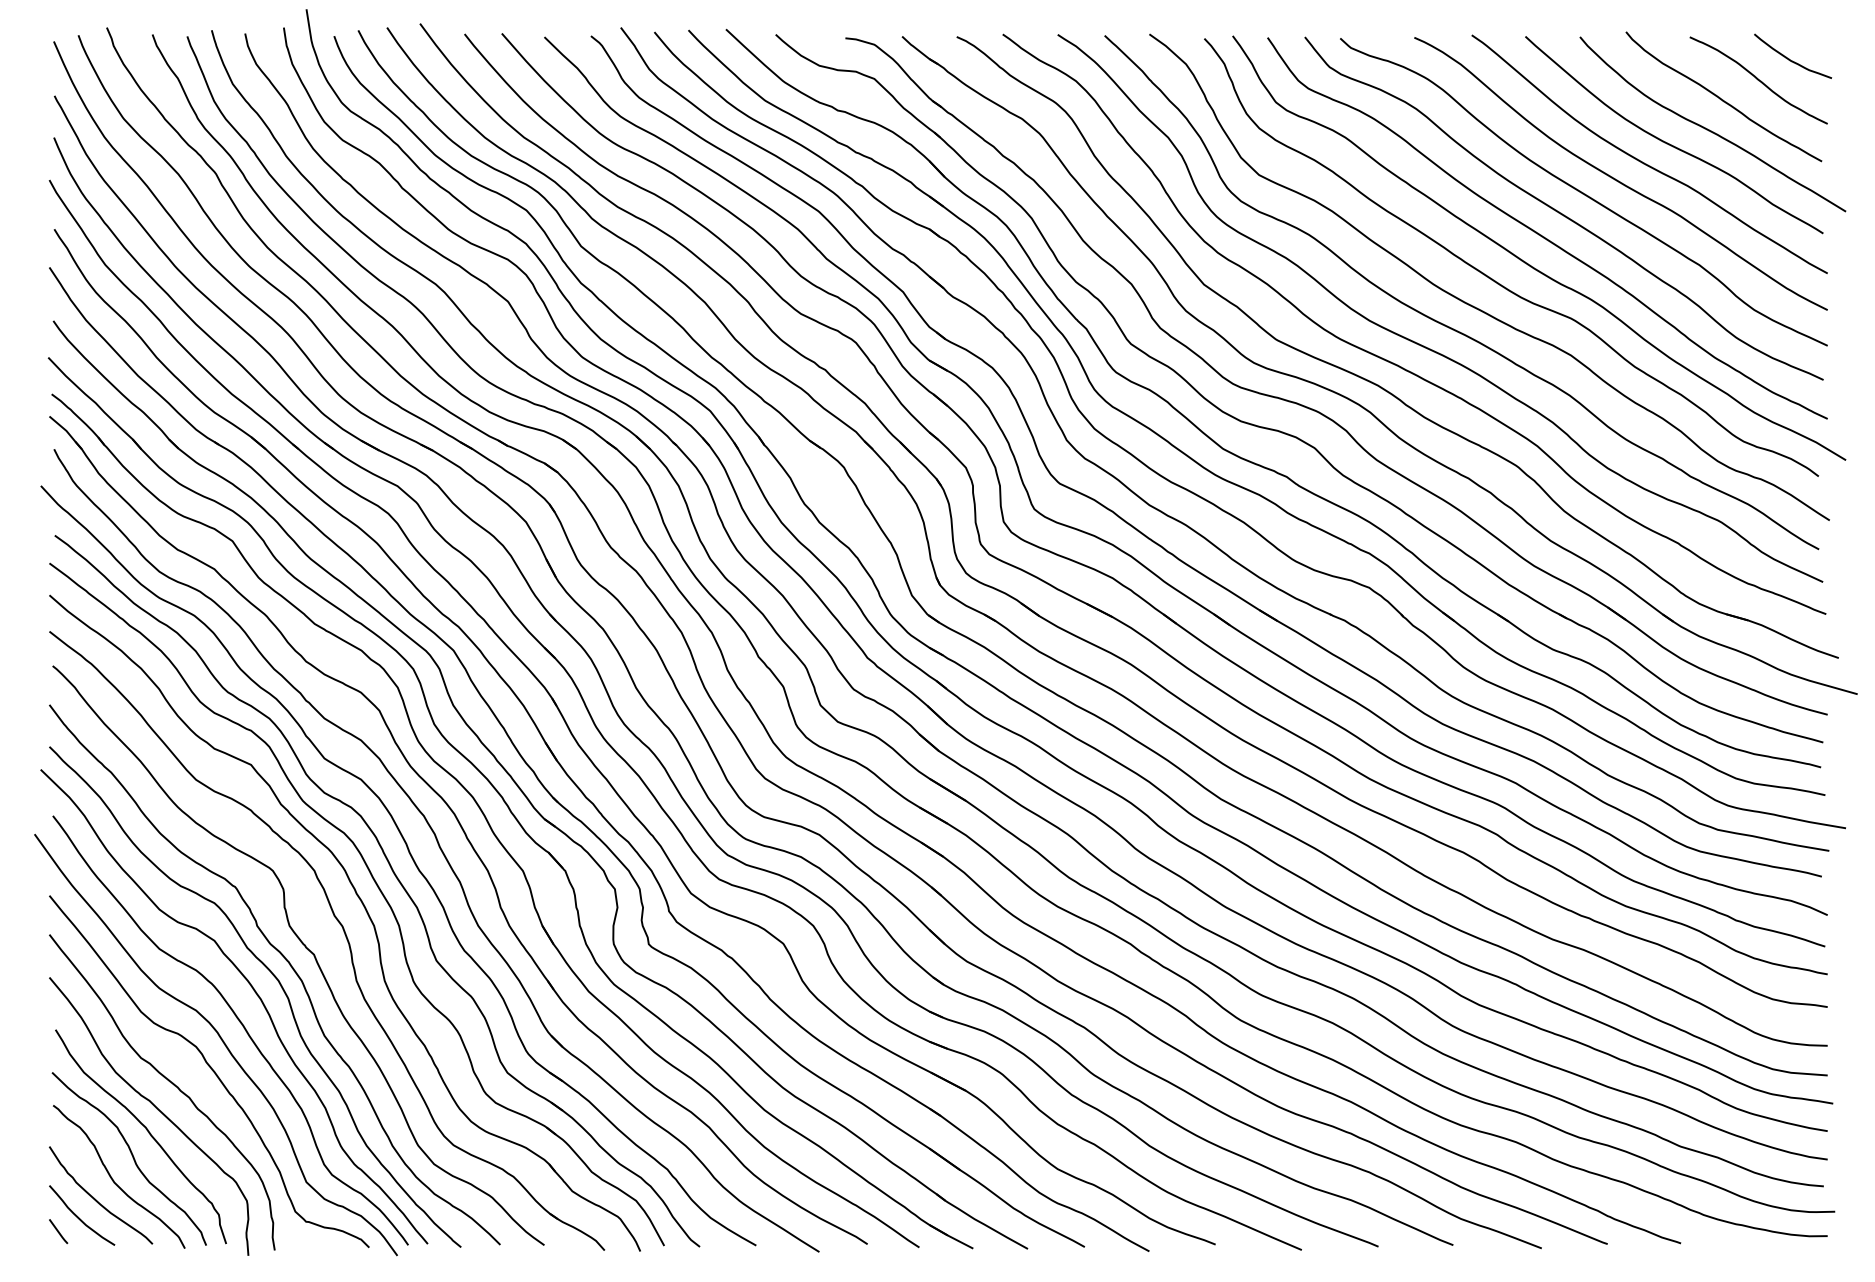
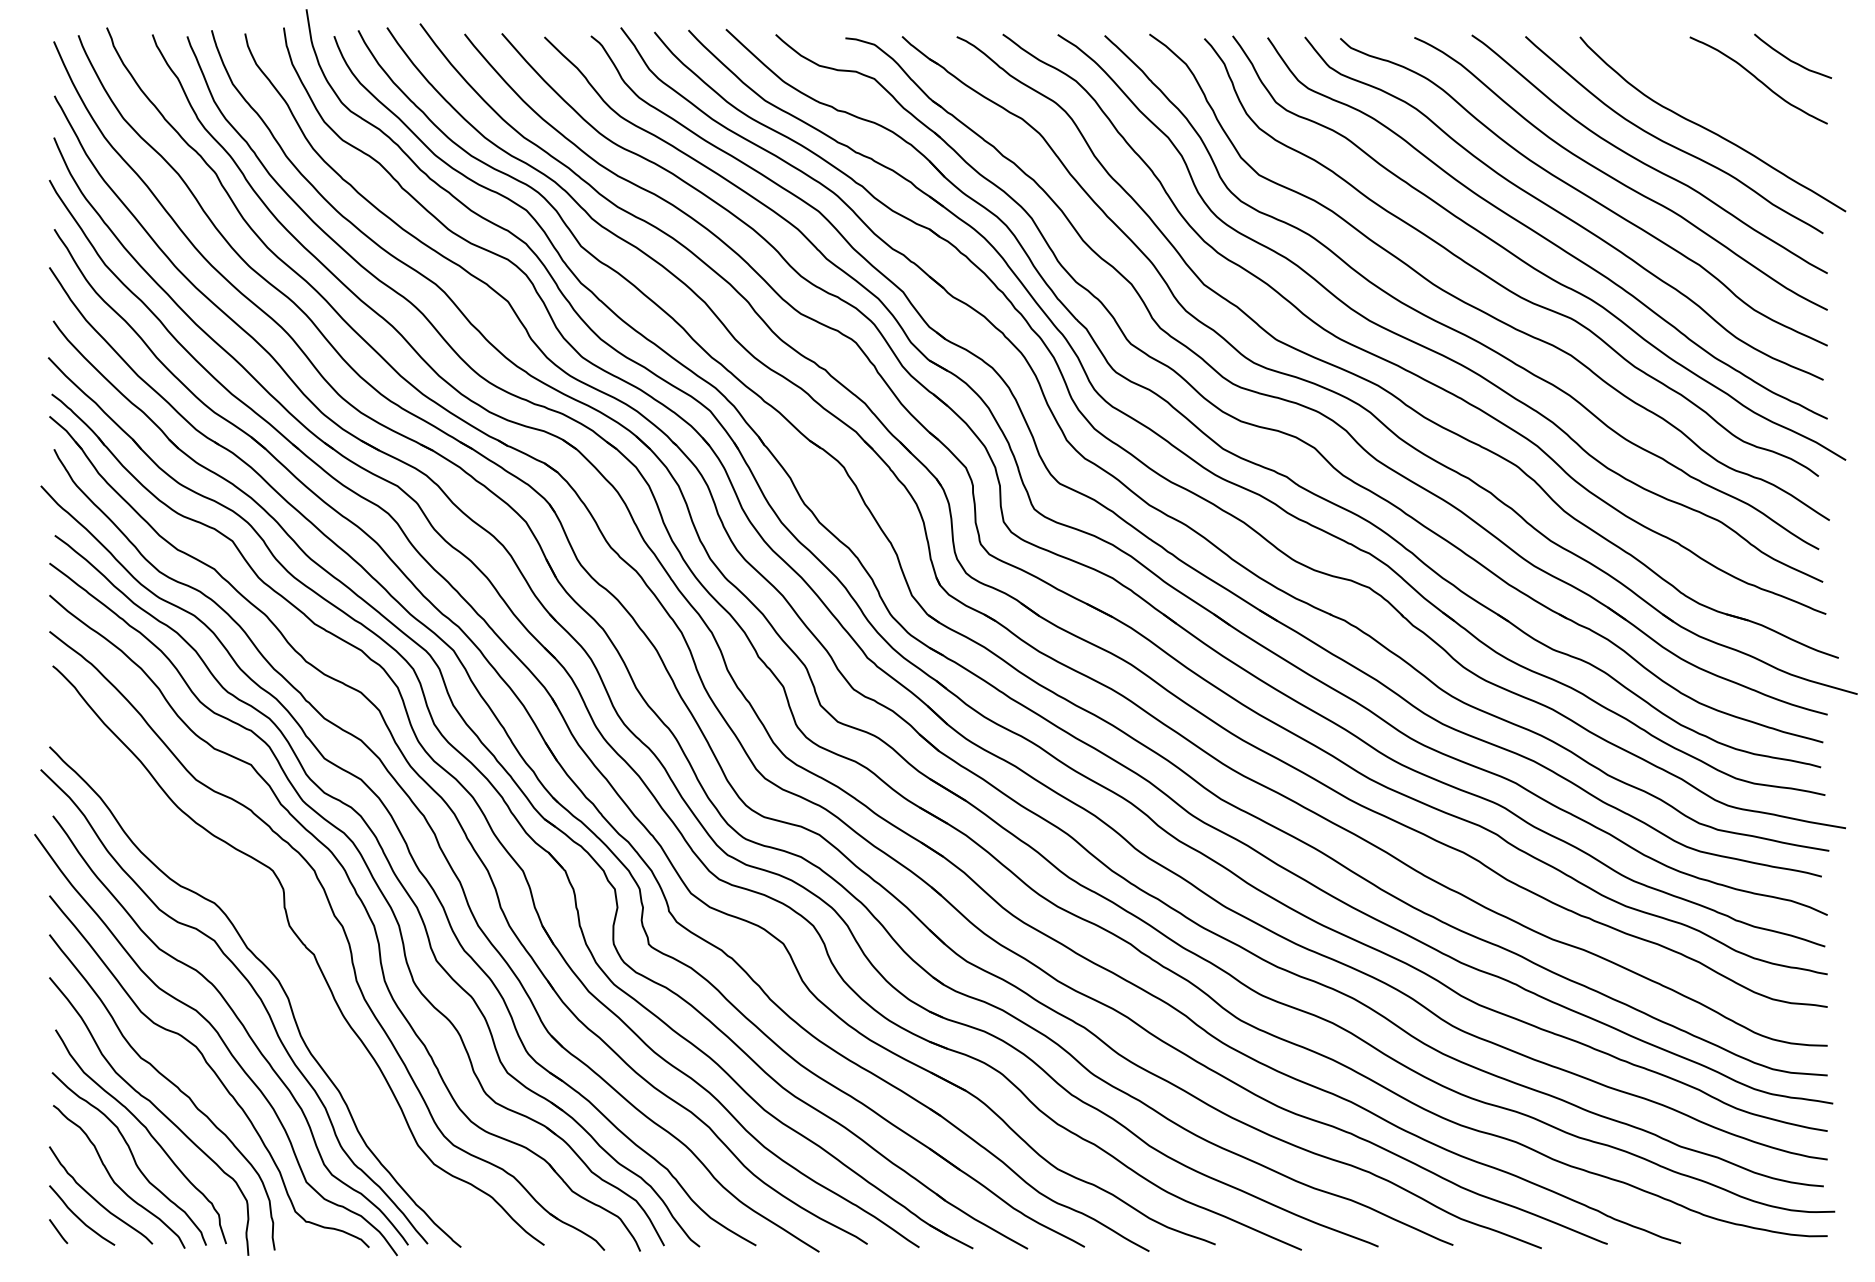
curve: present -> none (1721, 98)
curve: present -> none (289, 965)
